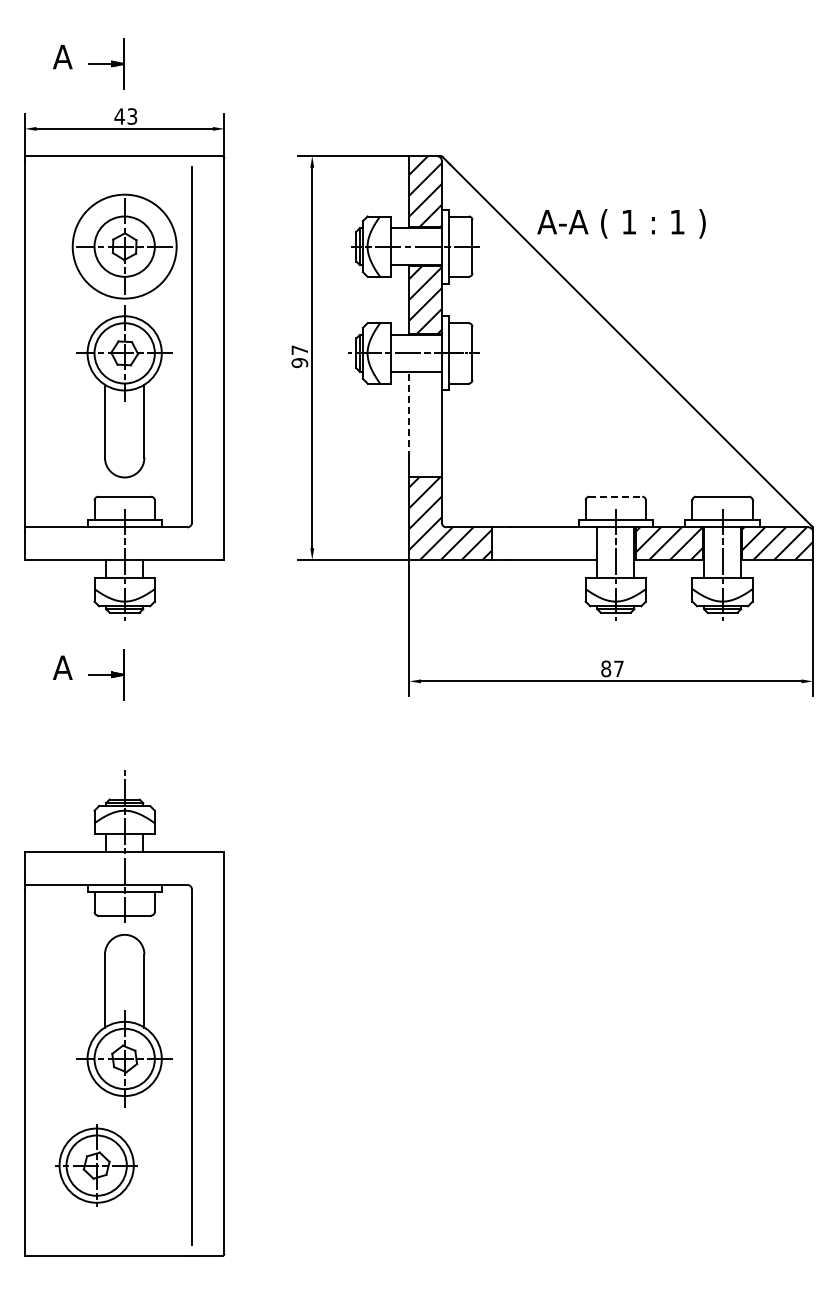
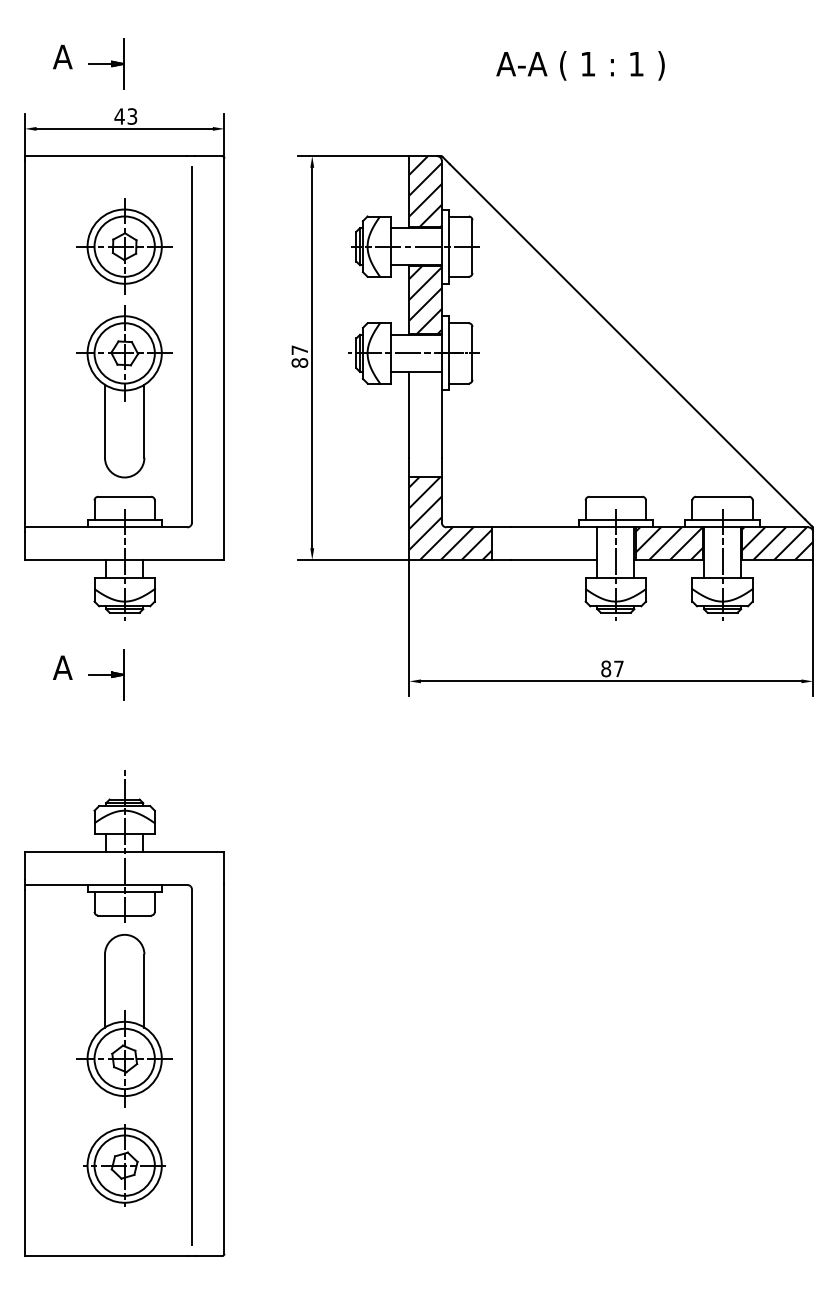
text position: (621, 223) -> (580, 65) (580, 65)
circle diameter: 104 px -> 74 px (124, 246)
text: 97 -> 87 (299, 362)
line: dashed -> solid (409, 414)
line: dashed -> solid (616, 496)
part position: (96, 1165) -> (124, 1165) (124, 1165)
